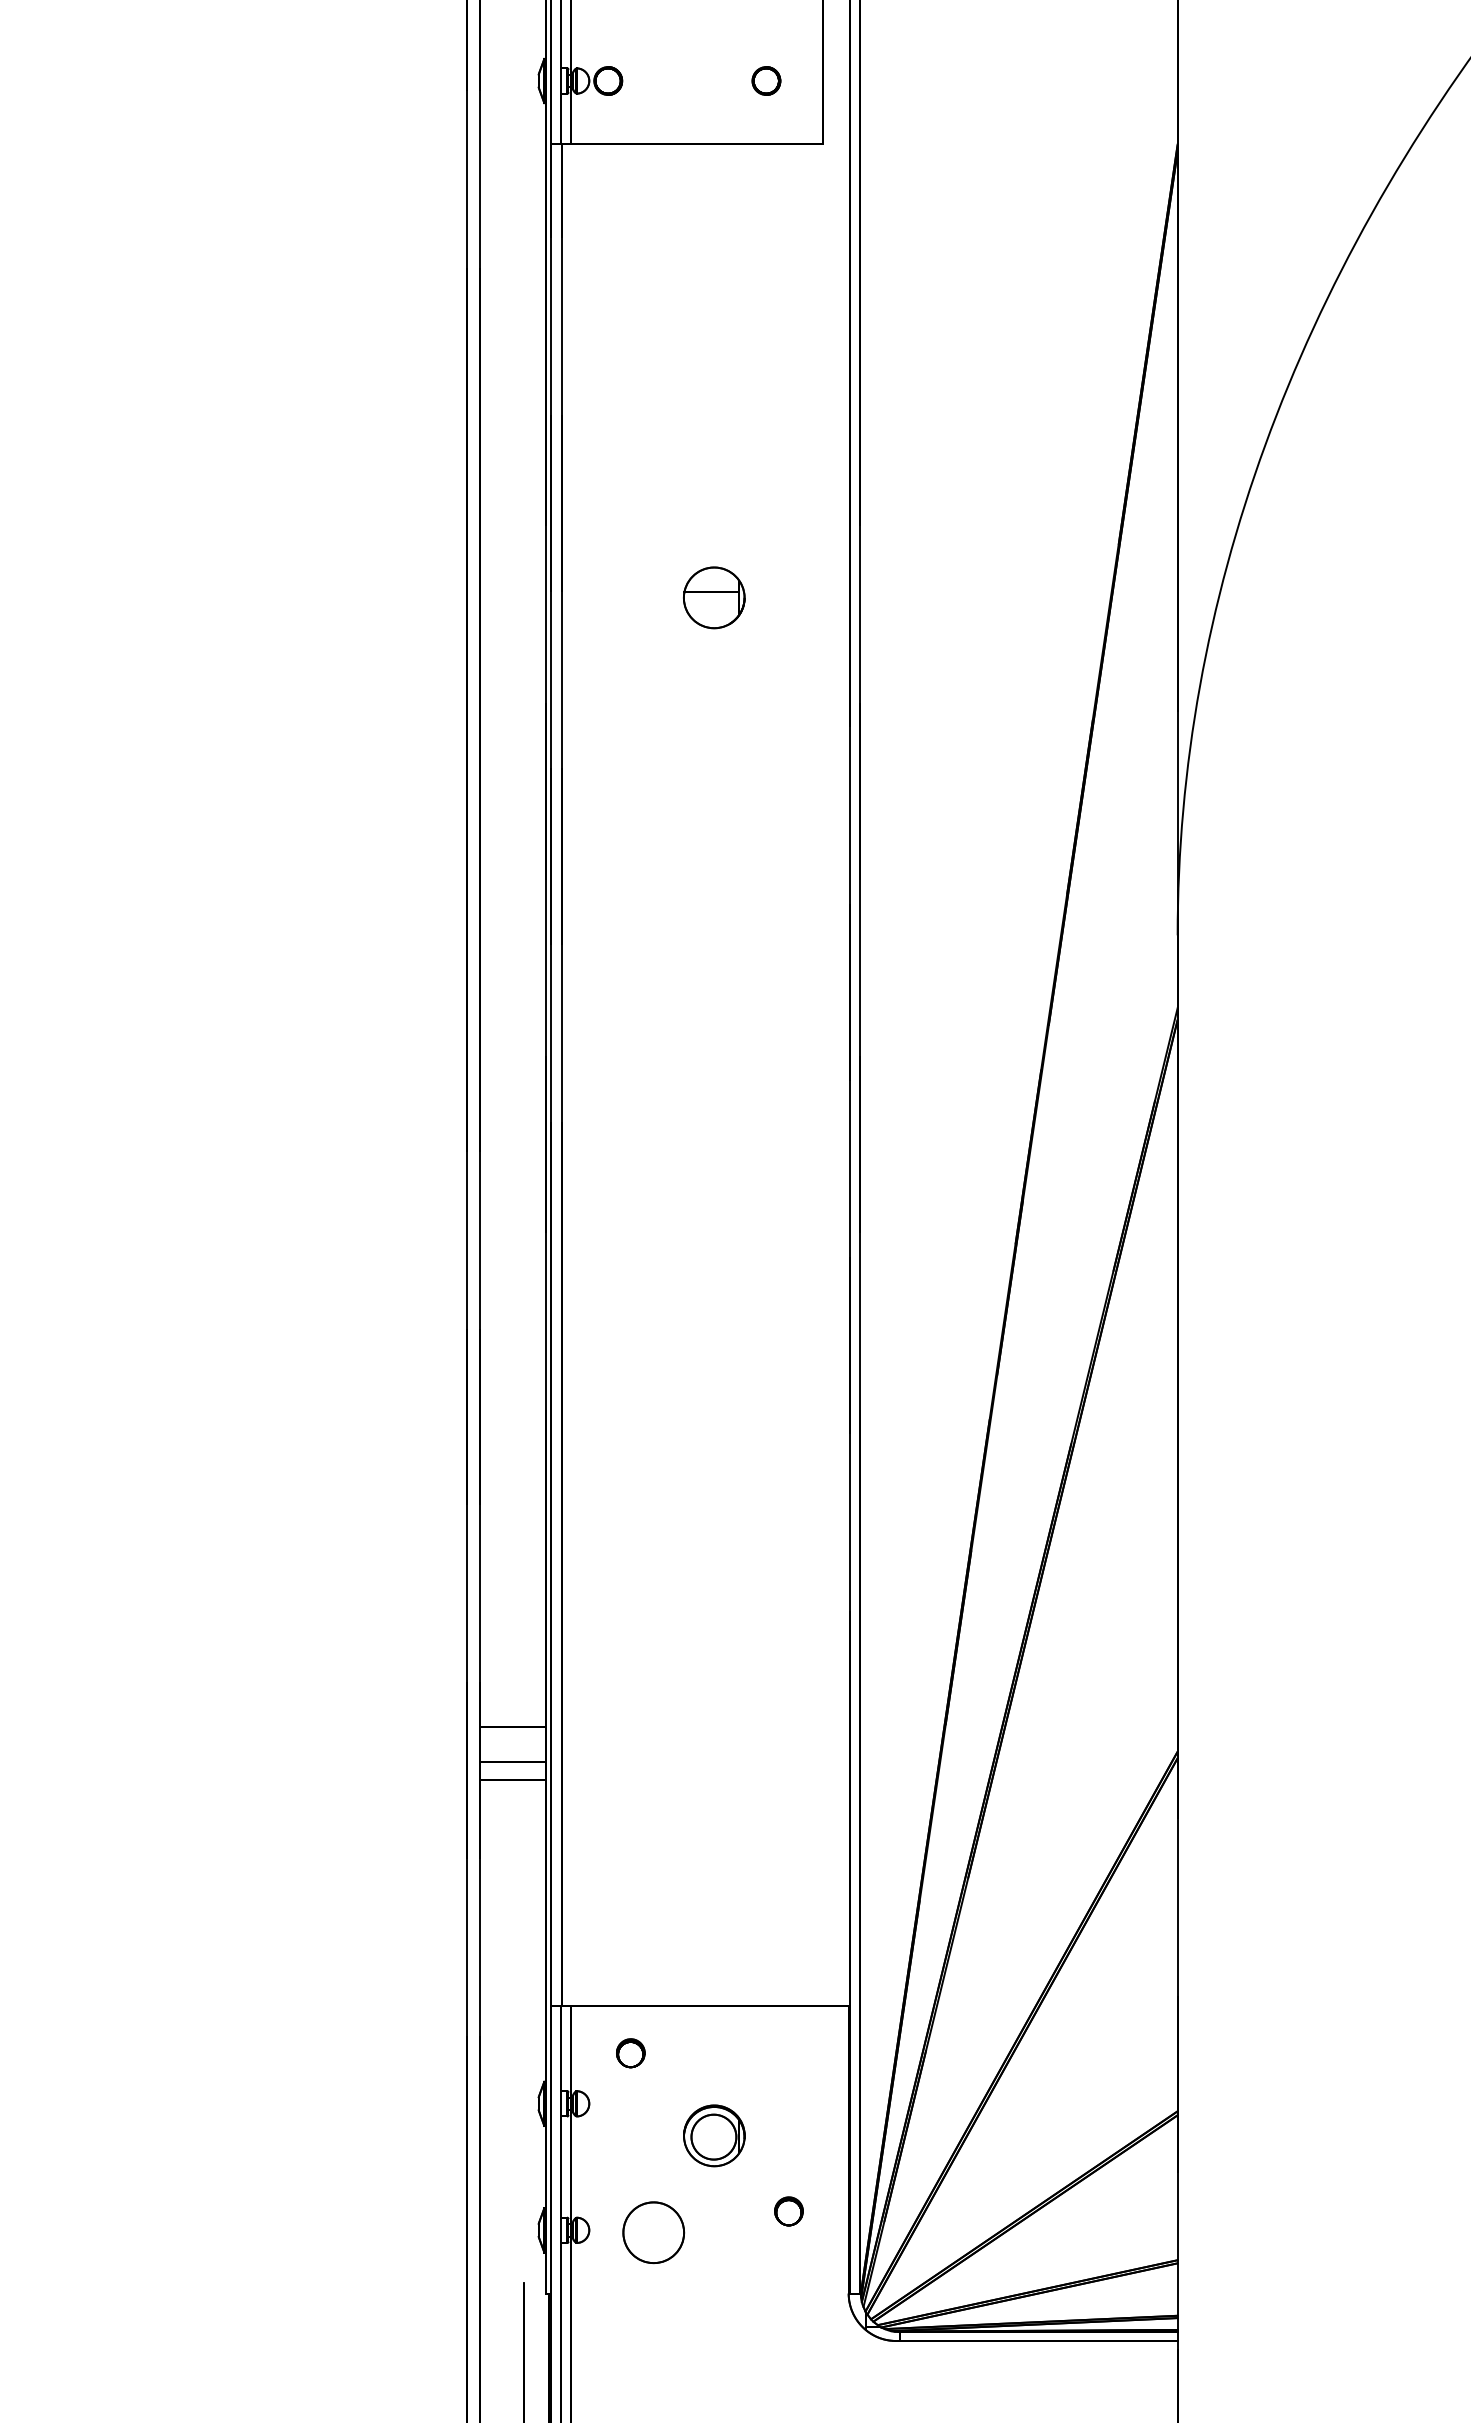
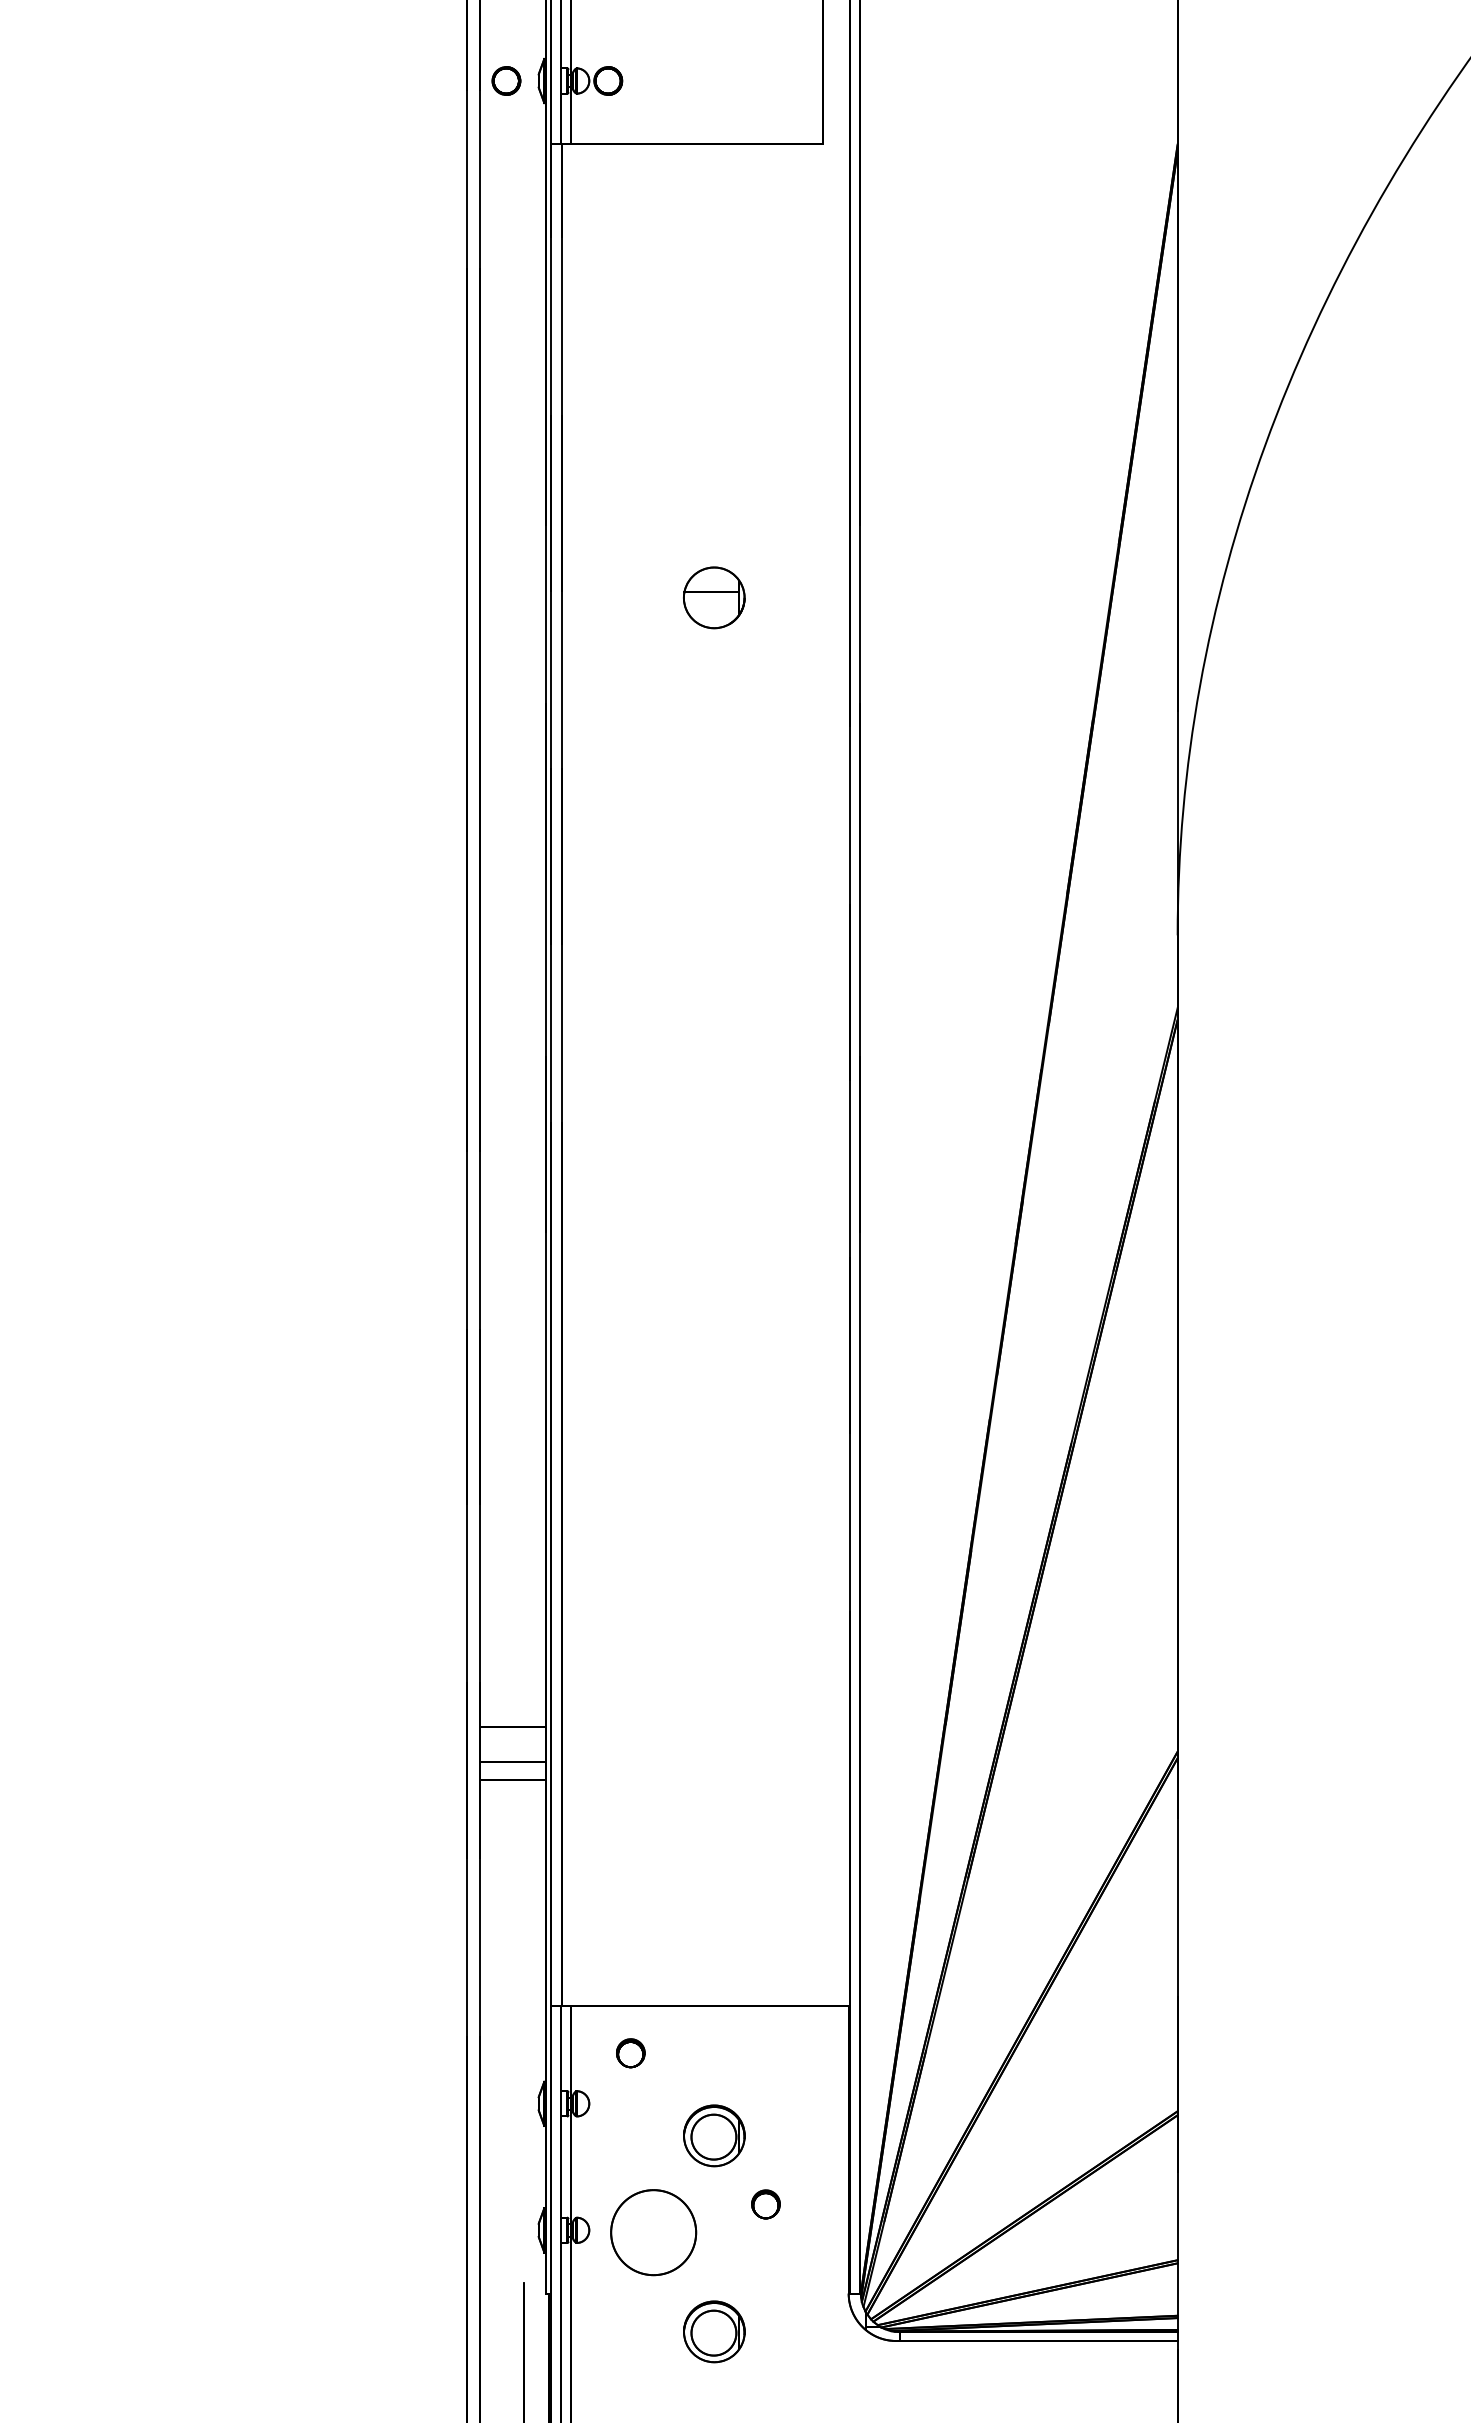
part position: (766, 80) -> (506, 80) (506, 80)
part position: (788, 2211) -> (765, 2204) (765, 2204)
part size: 64x64 px -> 88x88 px (653, 2232)
part: none -> present (714, 2331)
